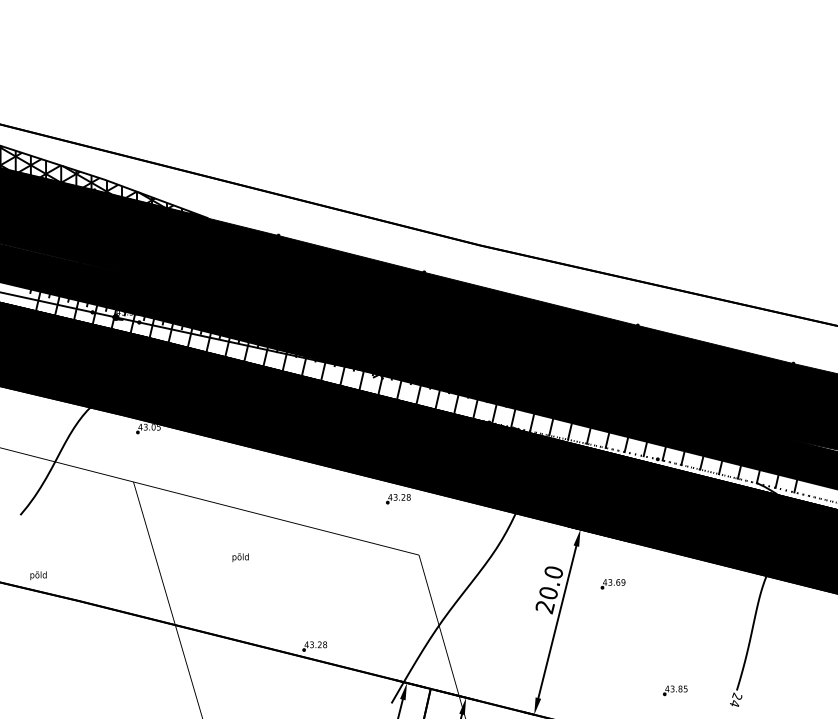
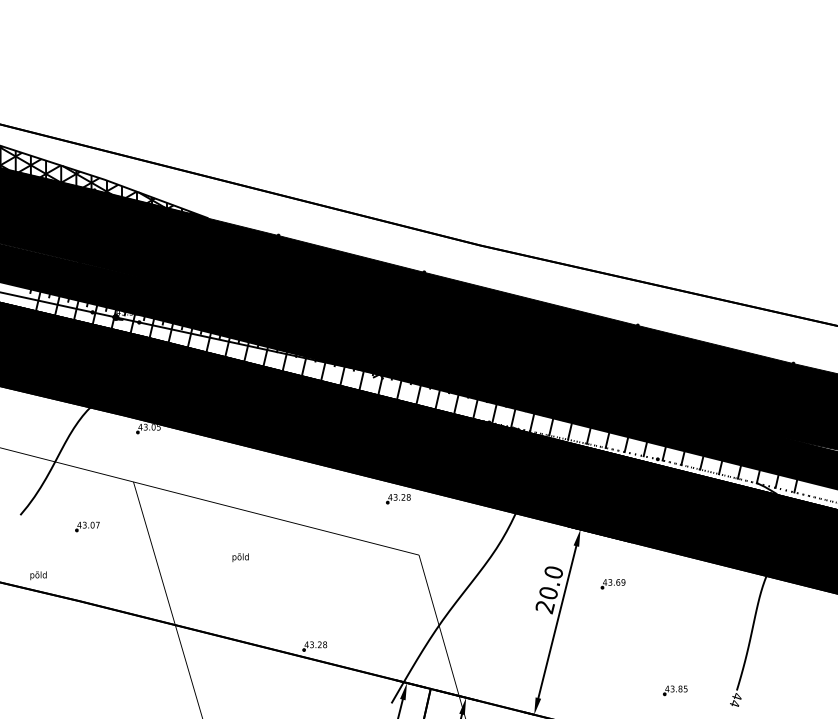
part: none -> present (87, 526)
text: 24 -> 44 (737, 695)
